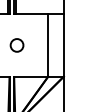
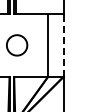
line: solid -> dashed (63, 44)
circle size: 16x15 px -> 23x23 px (17, 45)
